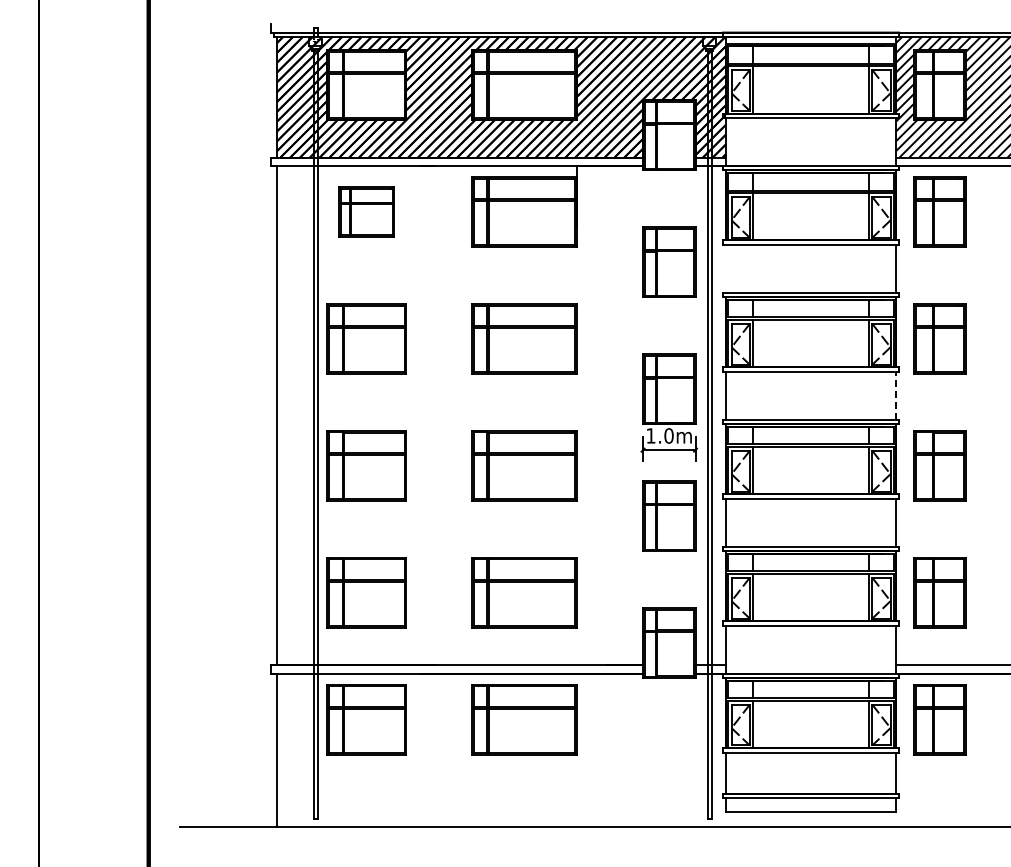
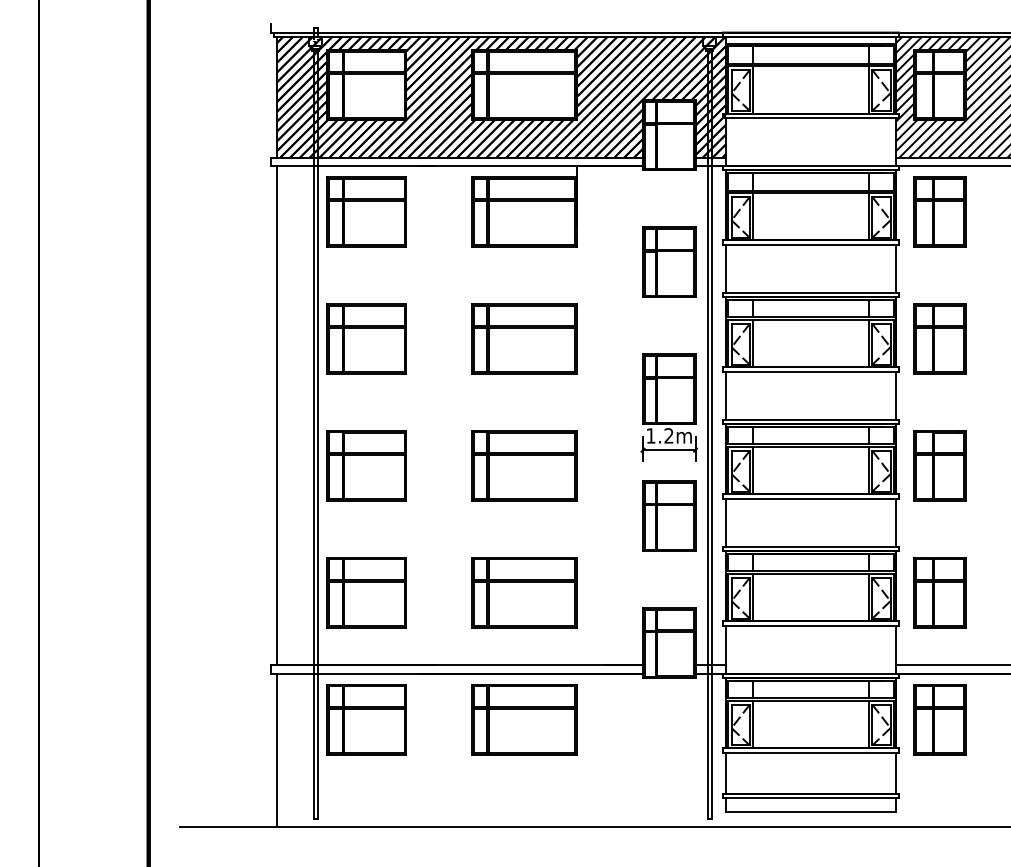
part size: 57x52 px -> 81x72 px (366, 211)
line: none -> present (725, 268)
line: dashed -> solid (896, 395)
text: 1.0m -> 1.2m (668, 435)
